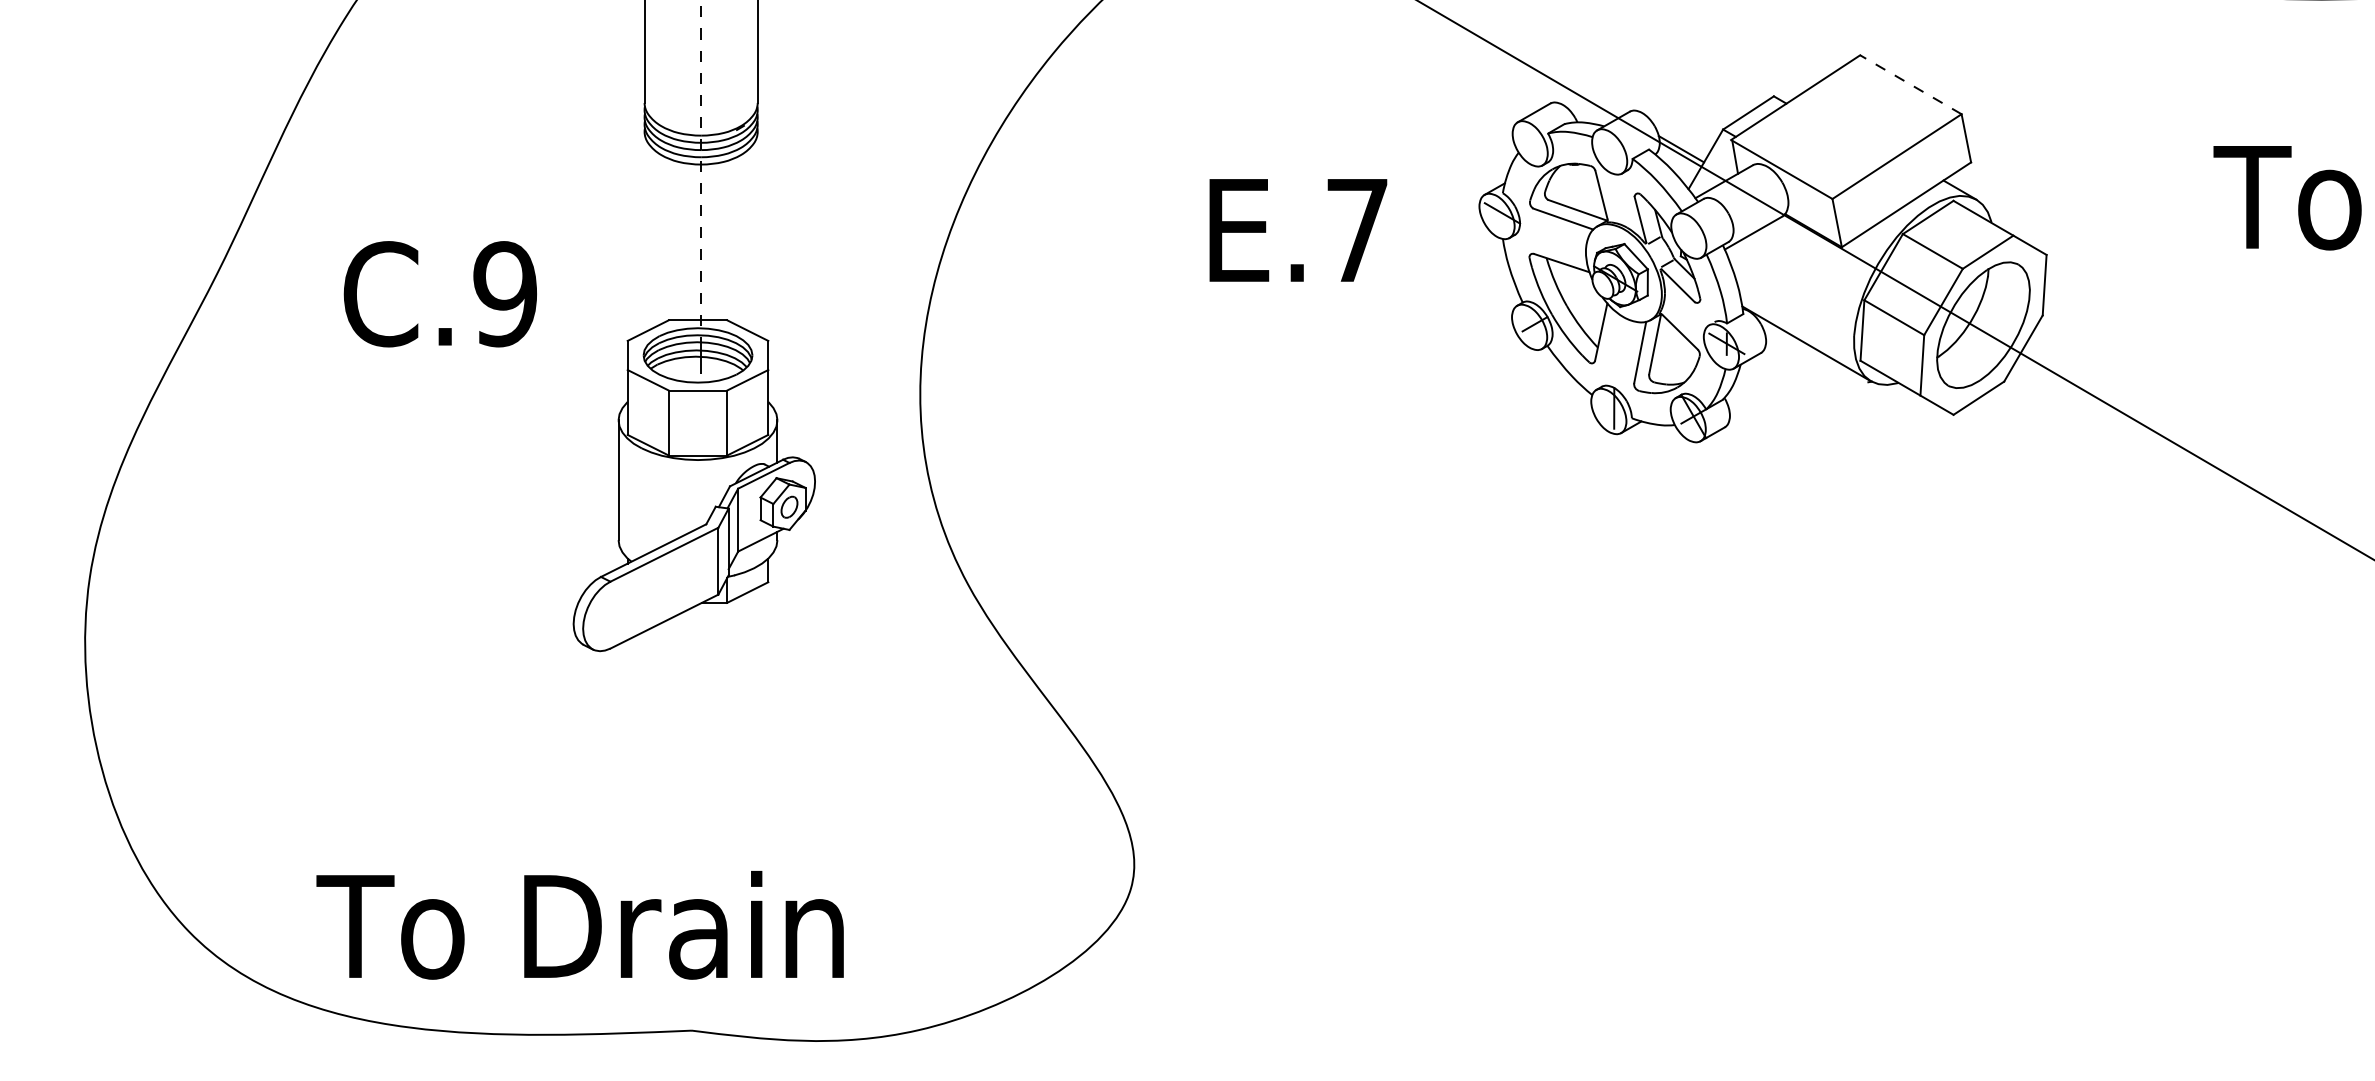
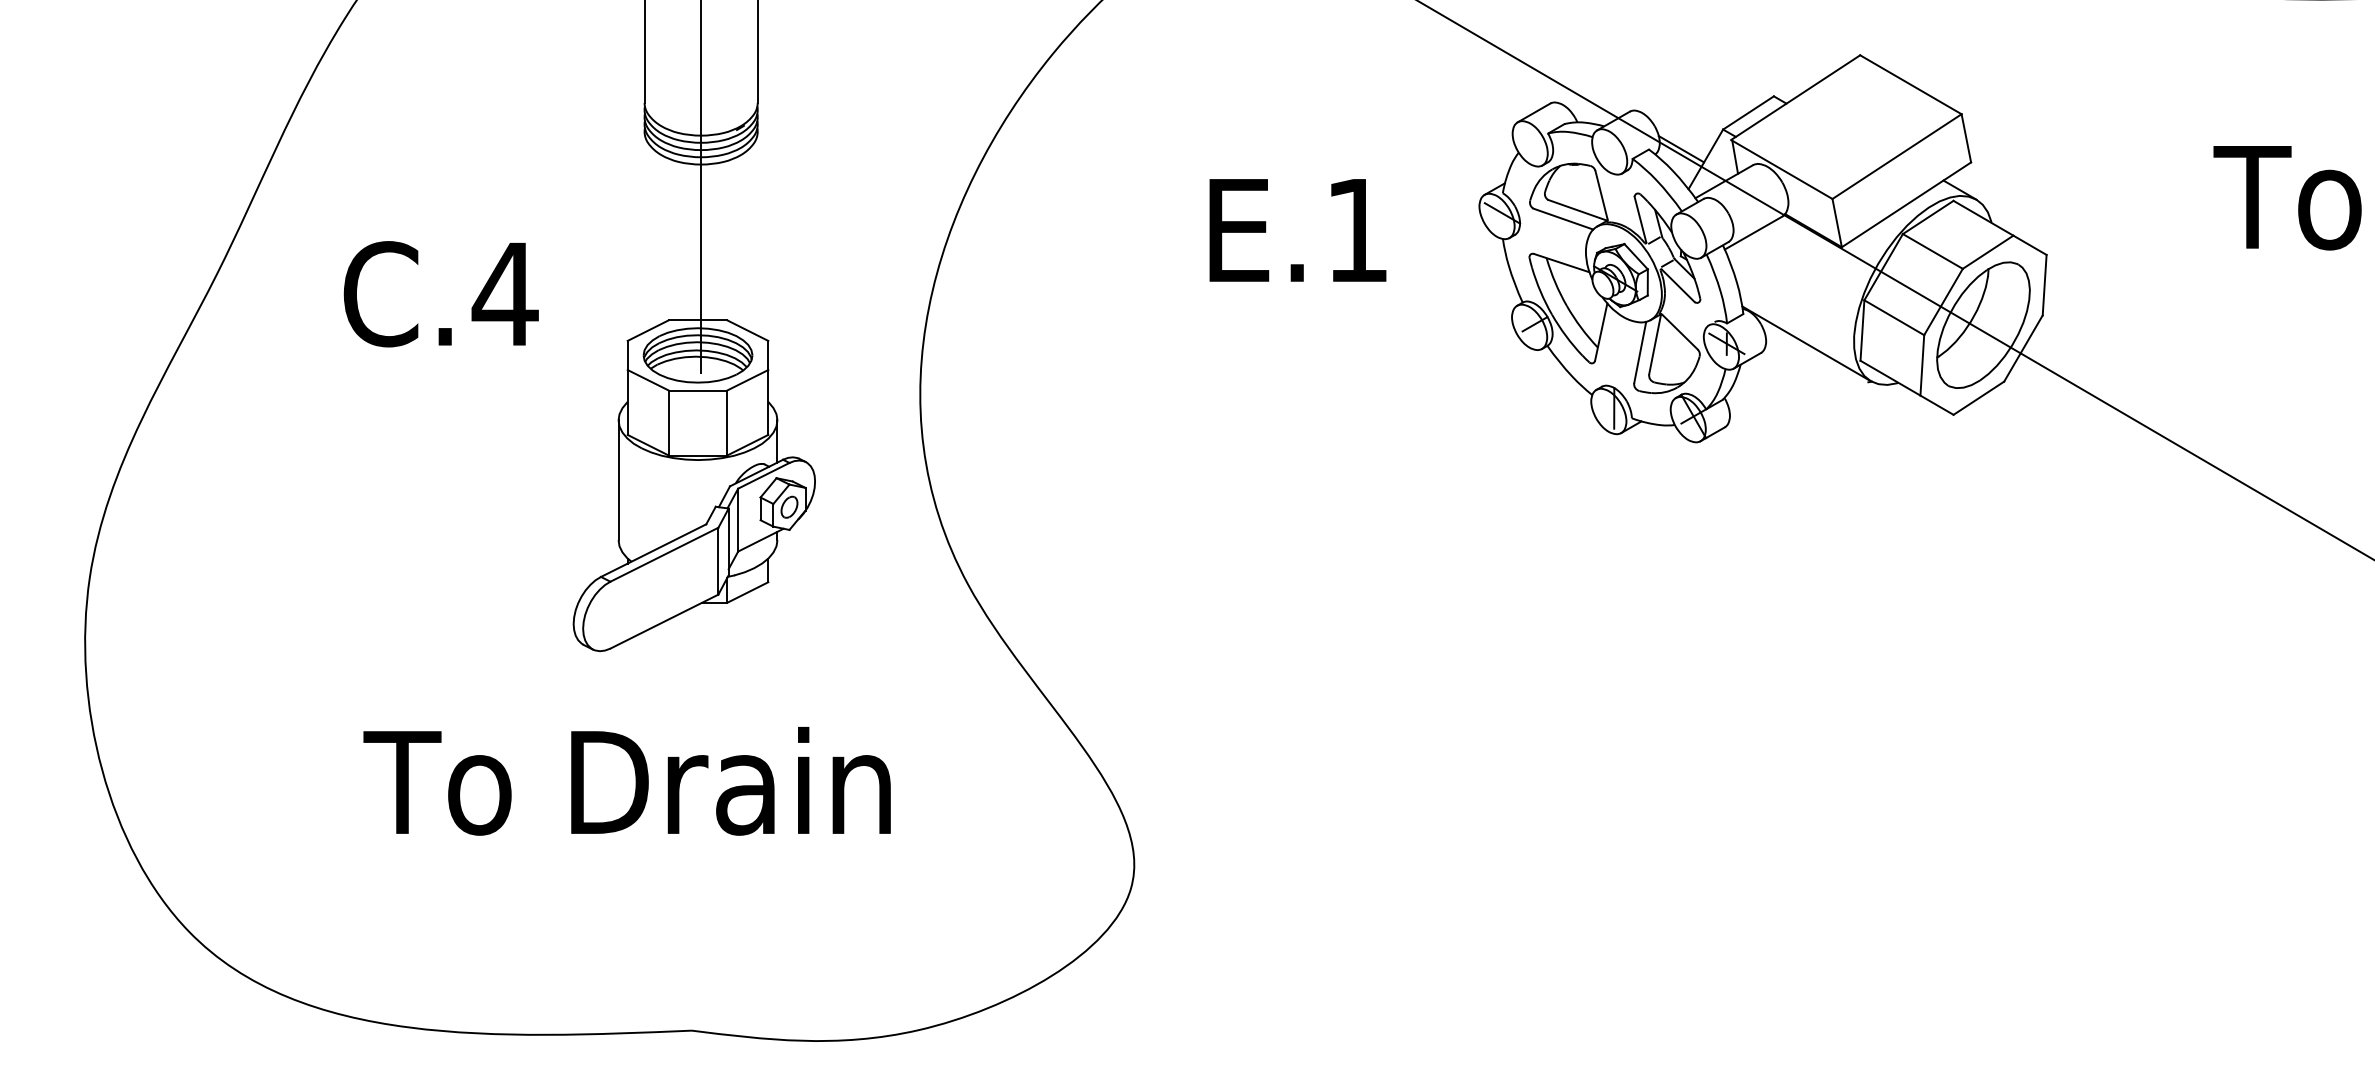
line: dashed -> solid (1910, 84)
line: dashed -> solid (701, 169)
text: E.7 -> E.1 (1357, 230)
text: C.9 -> C.4 (504, 294)
text position: (579, 925) -> (626, 781) (626, 781)
